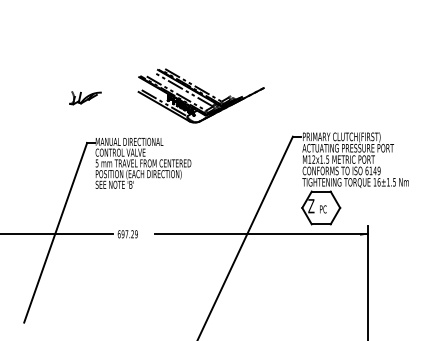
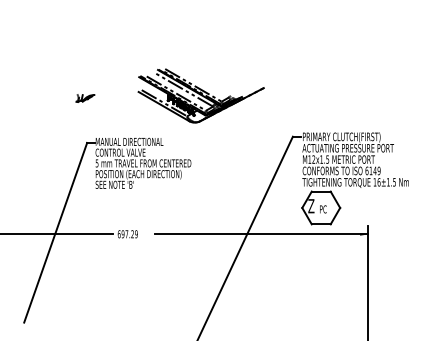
part size: 33x15 px -> 21x9 px (85, 98)
